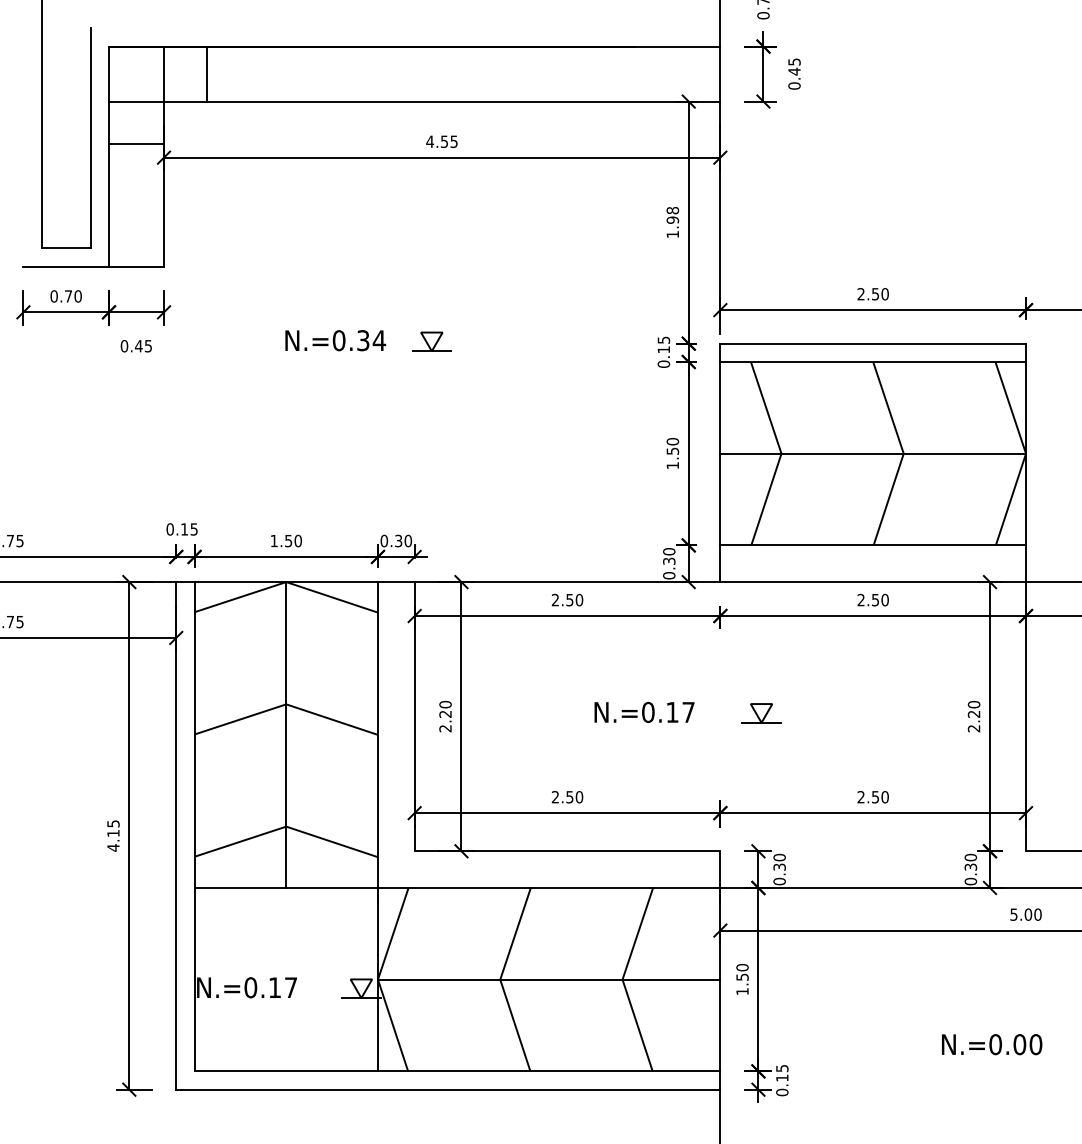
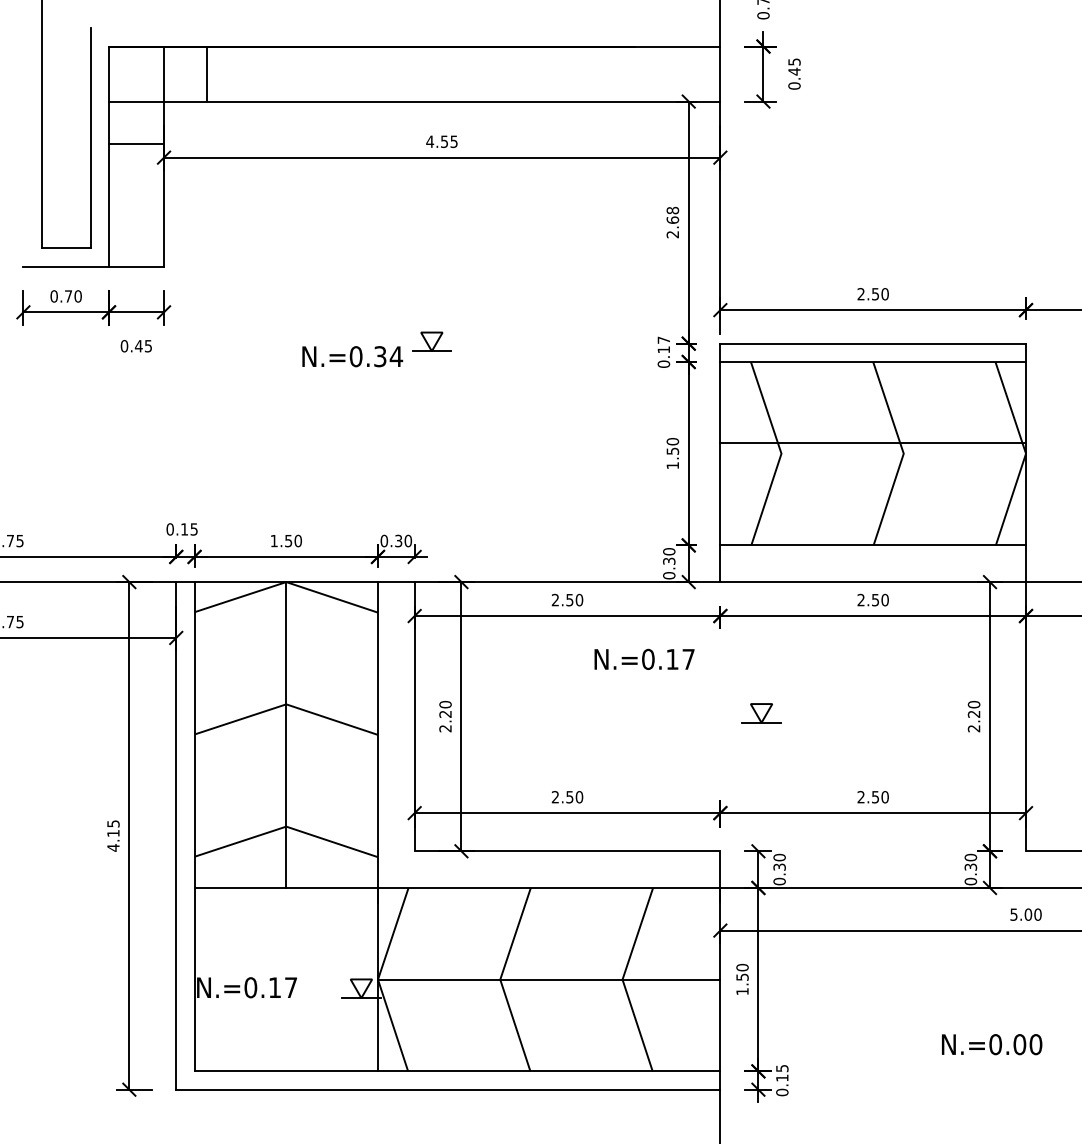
text: 1.98 -> 2.68 (672, 227)
text: 0.15 -> 0.17 (663, 339)
text position: (335, 340) -> (352, 356) (352, 356)
line position: (873, 453) -> (873, 442) (873, 442)
text position: (644, 711) -> (644, 658) (644, 658)
